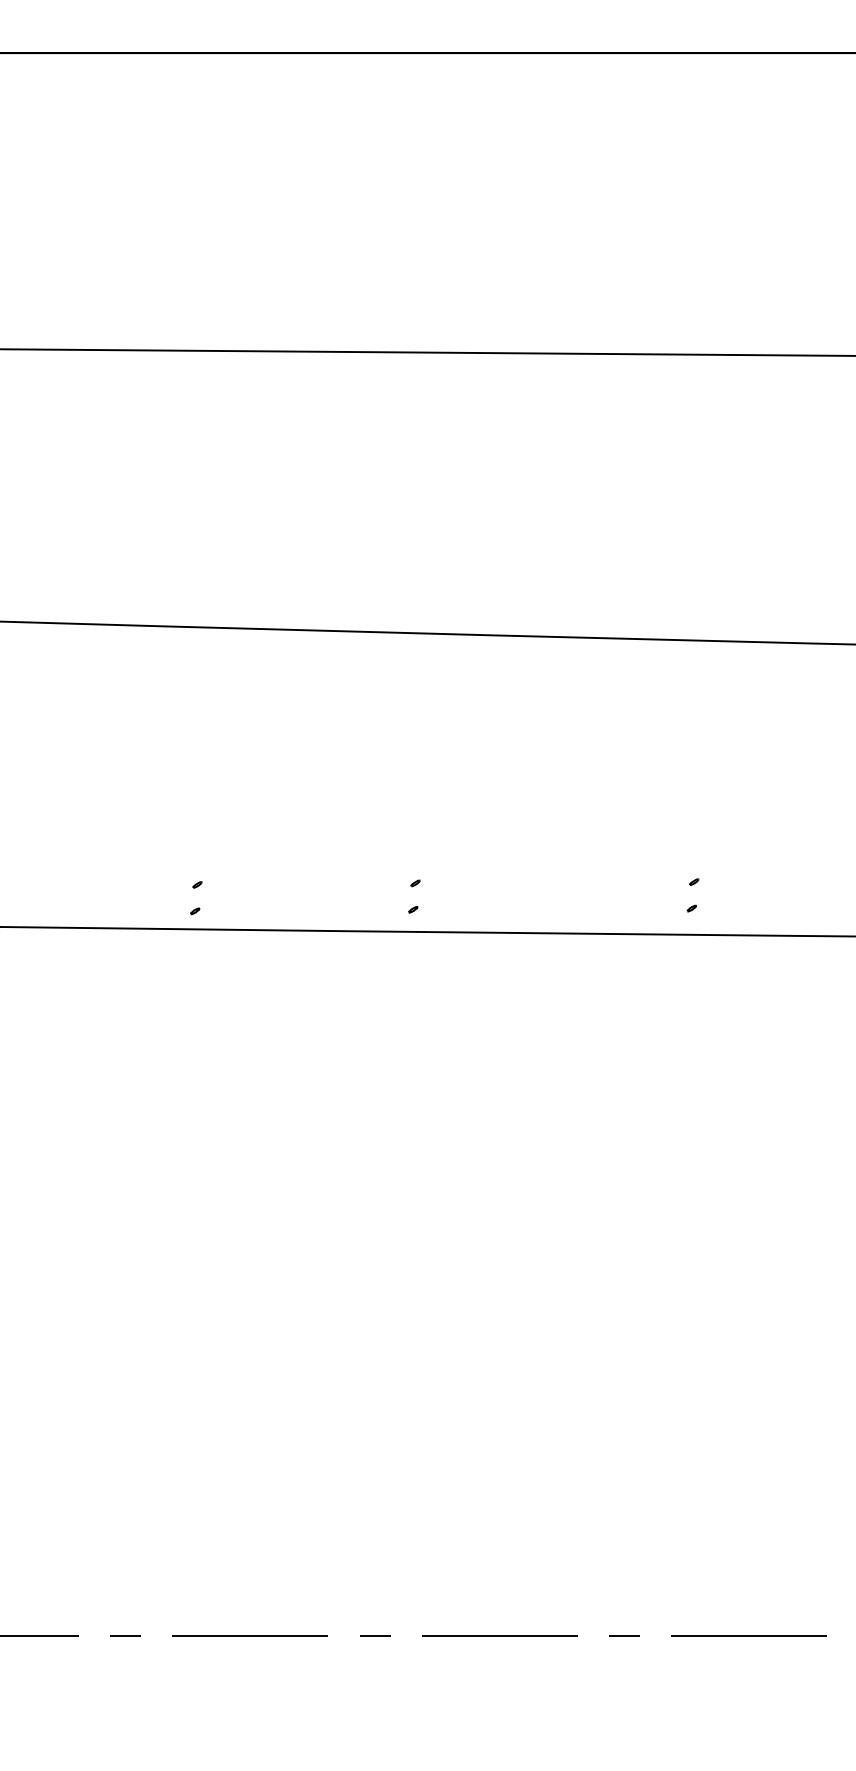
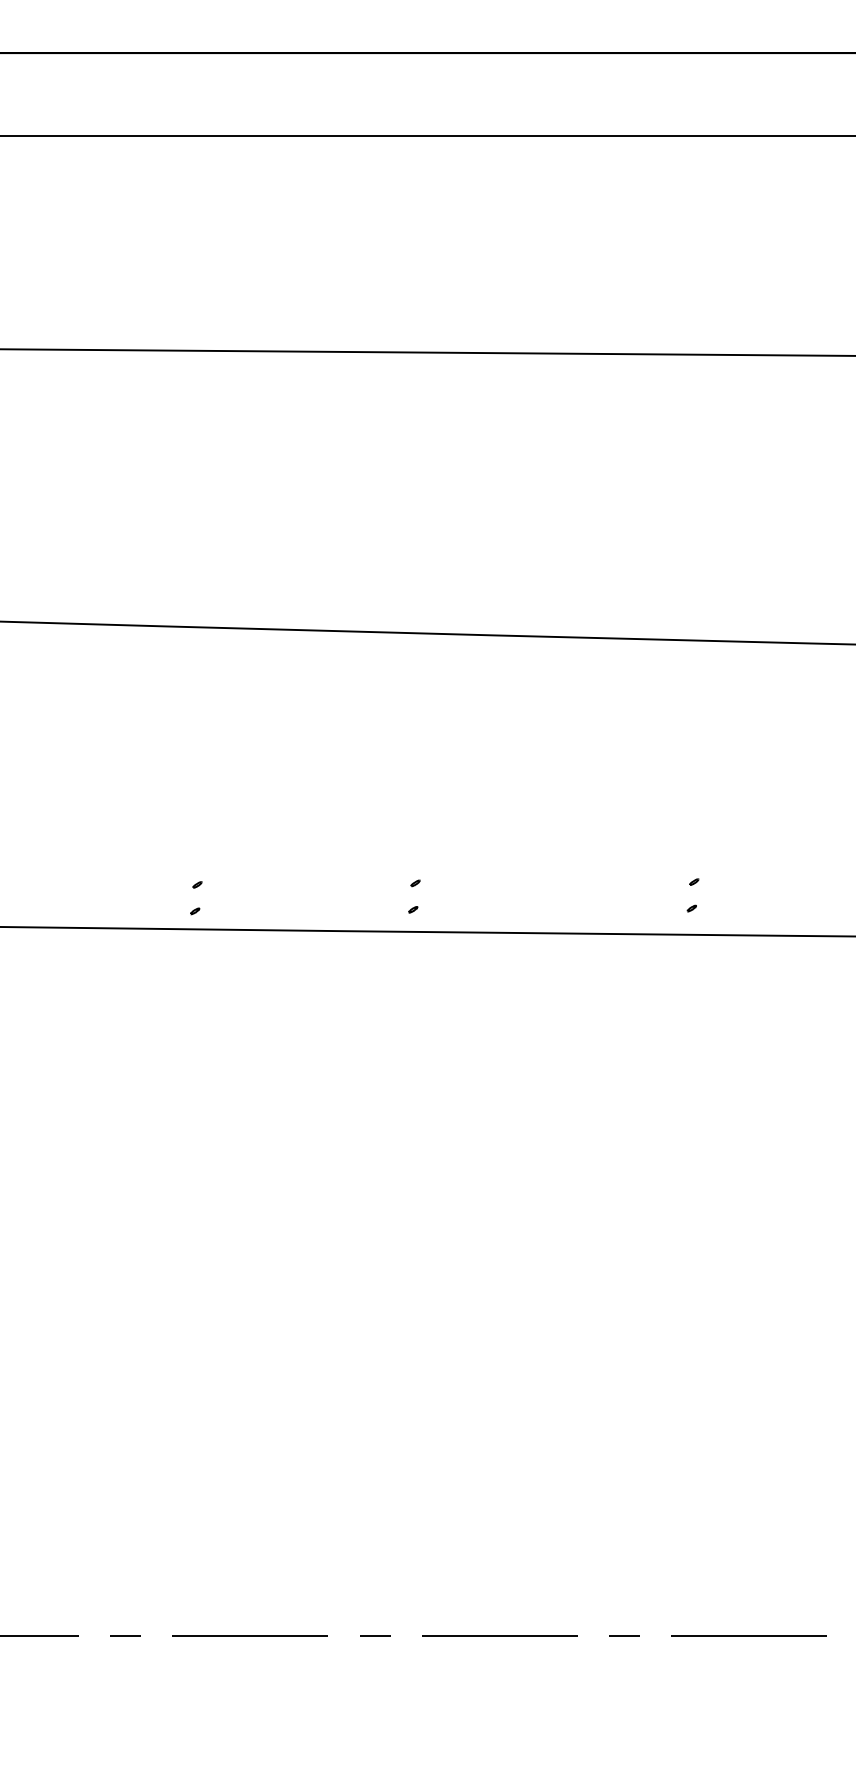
line: none -> present (427, 135)
